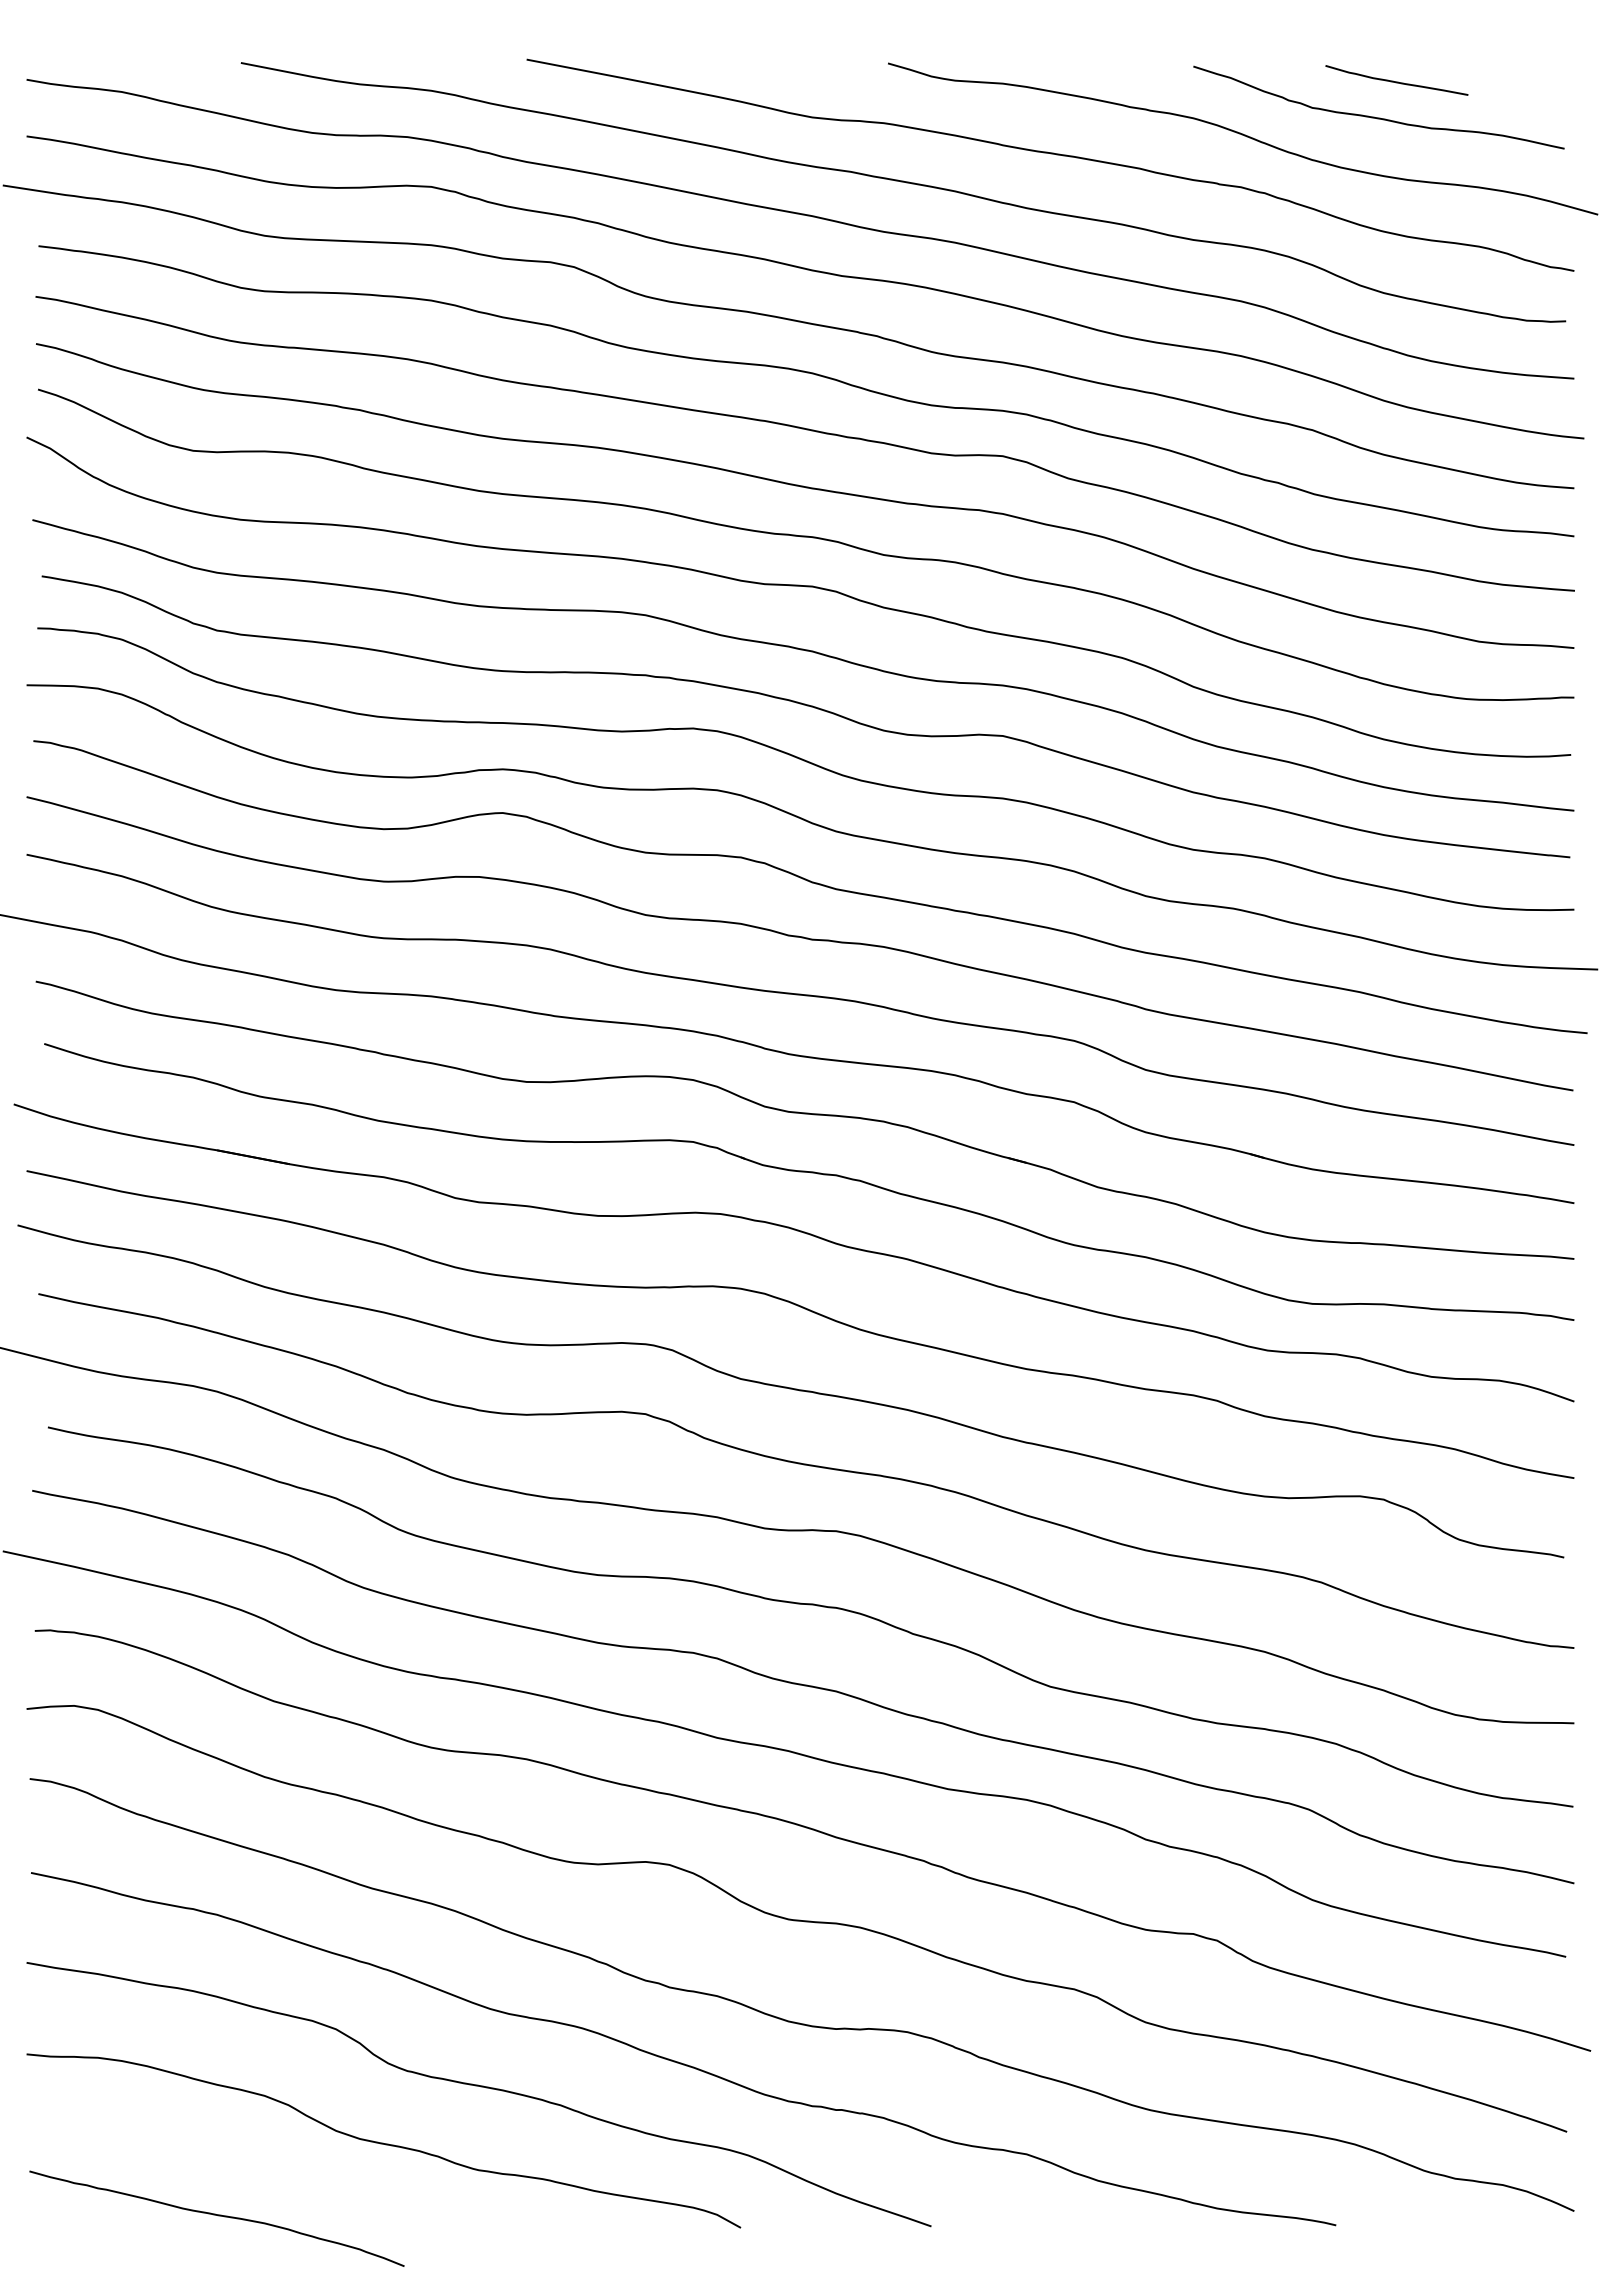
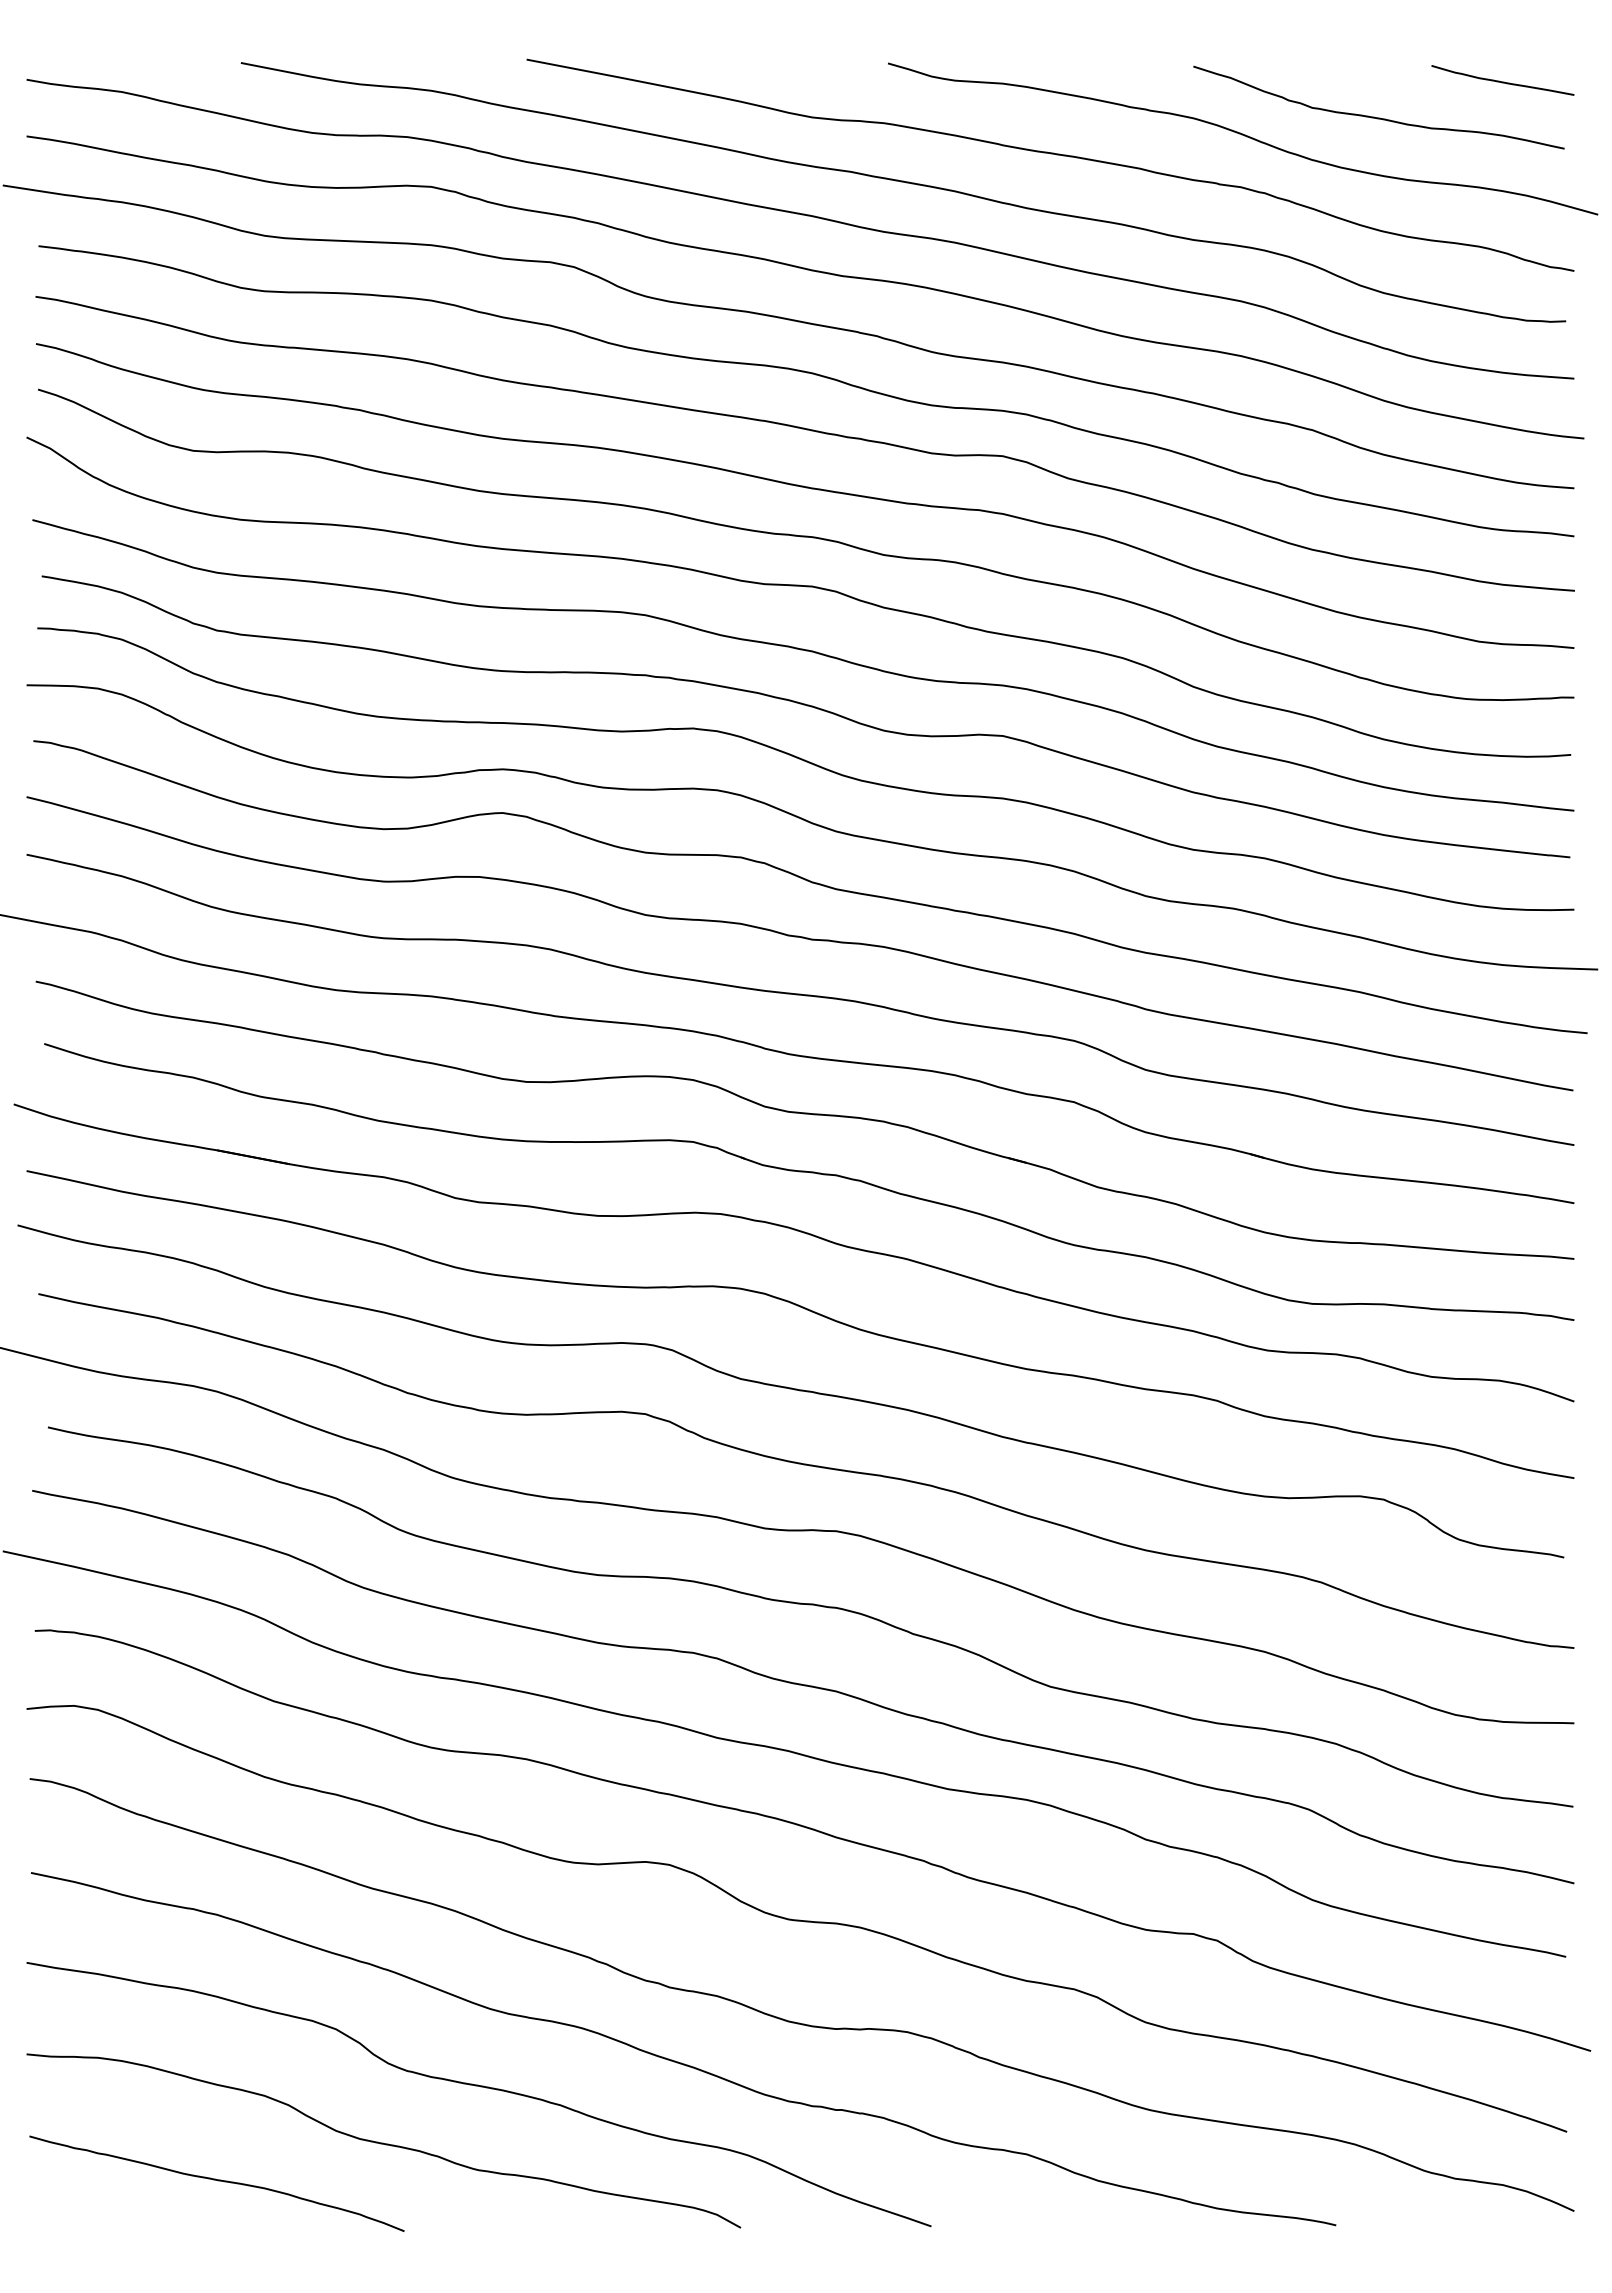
curve position: (1396, 81) -> (1502, 81) (1502, 81)
curve position: (218, 2216) -> (218, 2181) (218, 2181)
